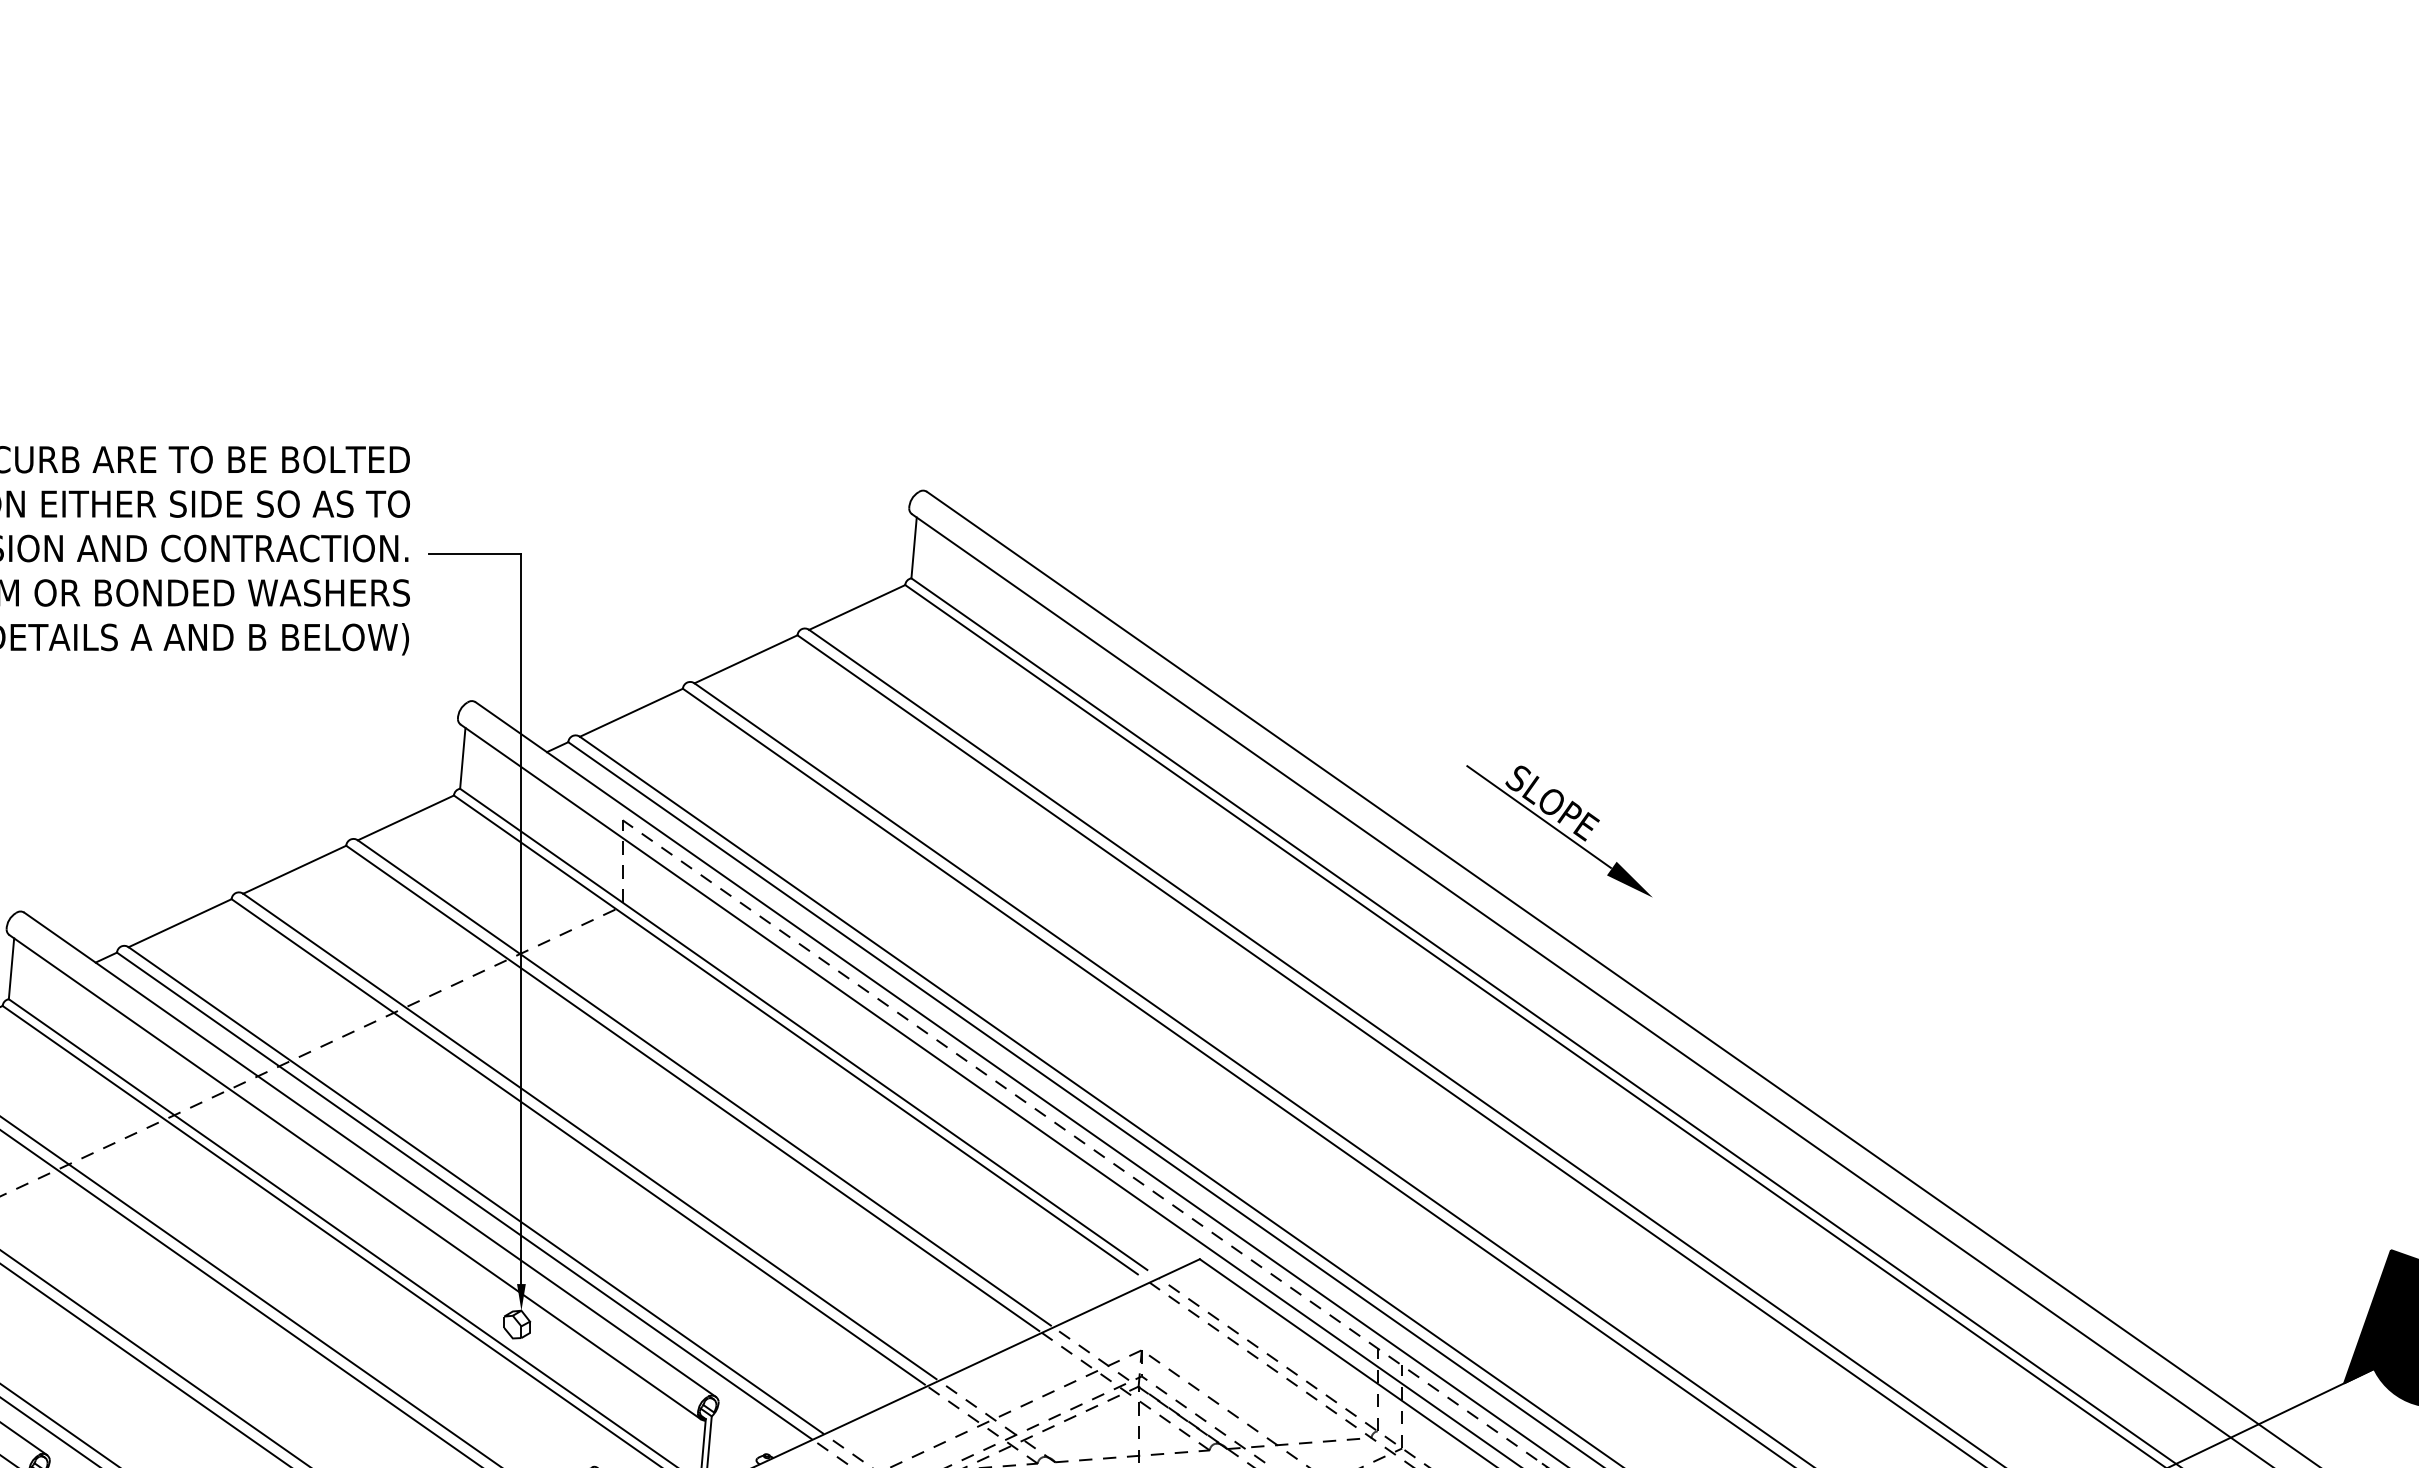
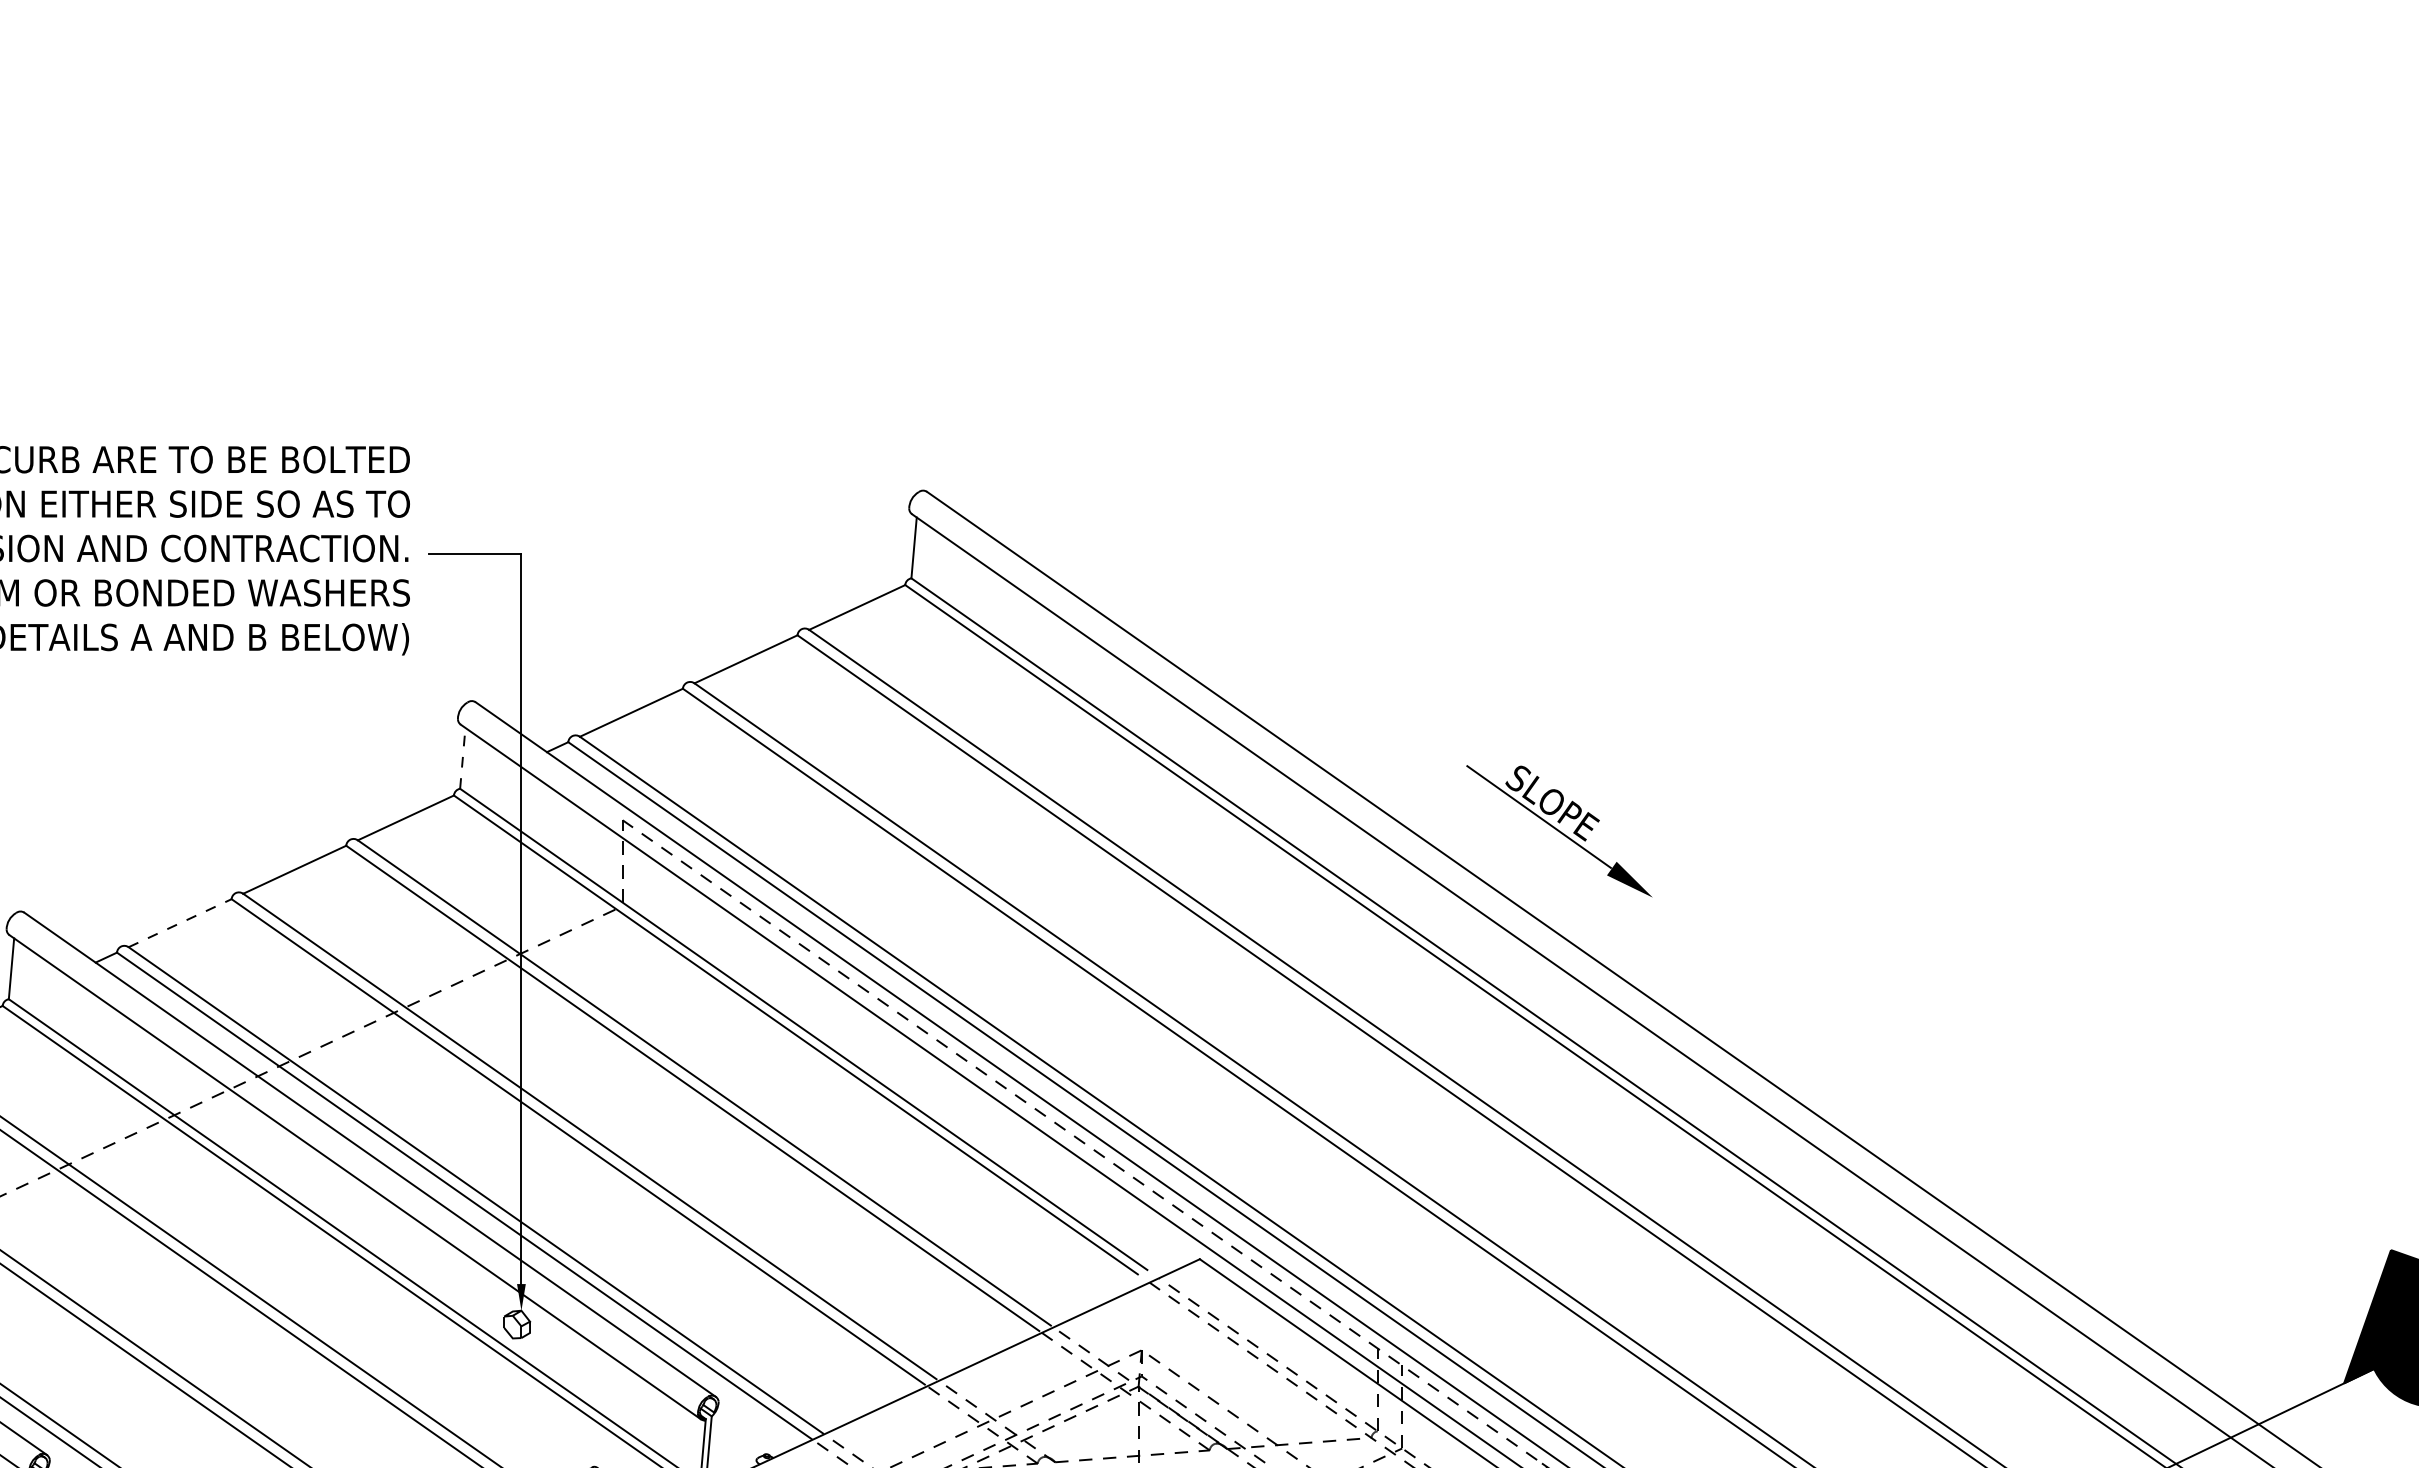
line: solid -> dashed (462, 758)
line: solid -> dashed (180, 923)
